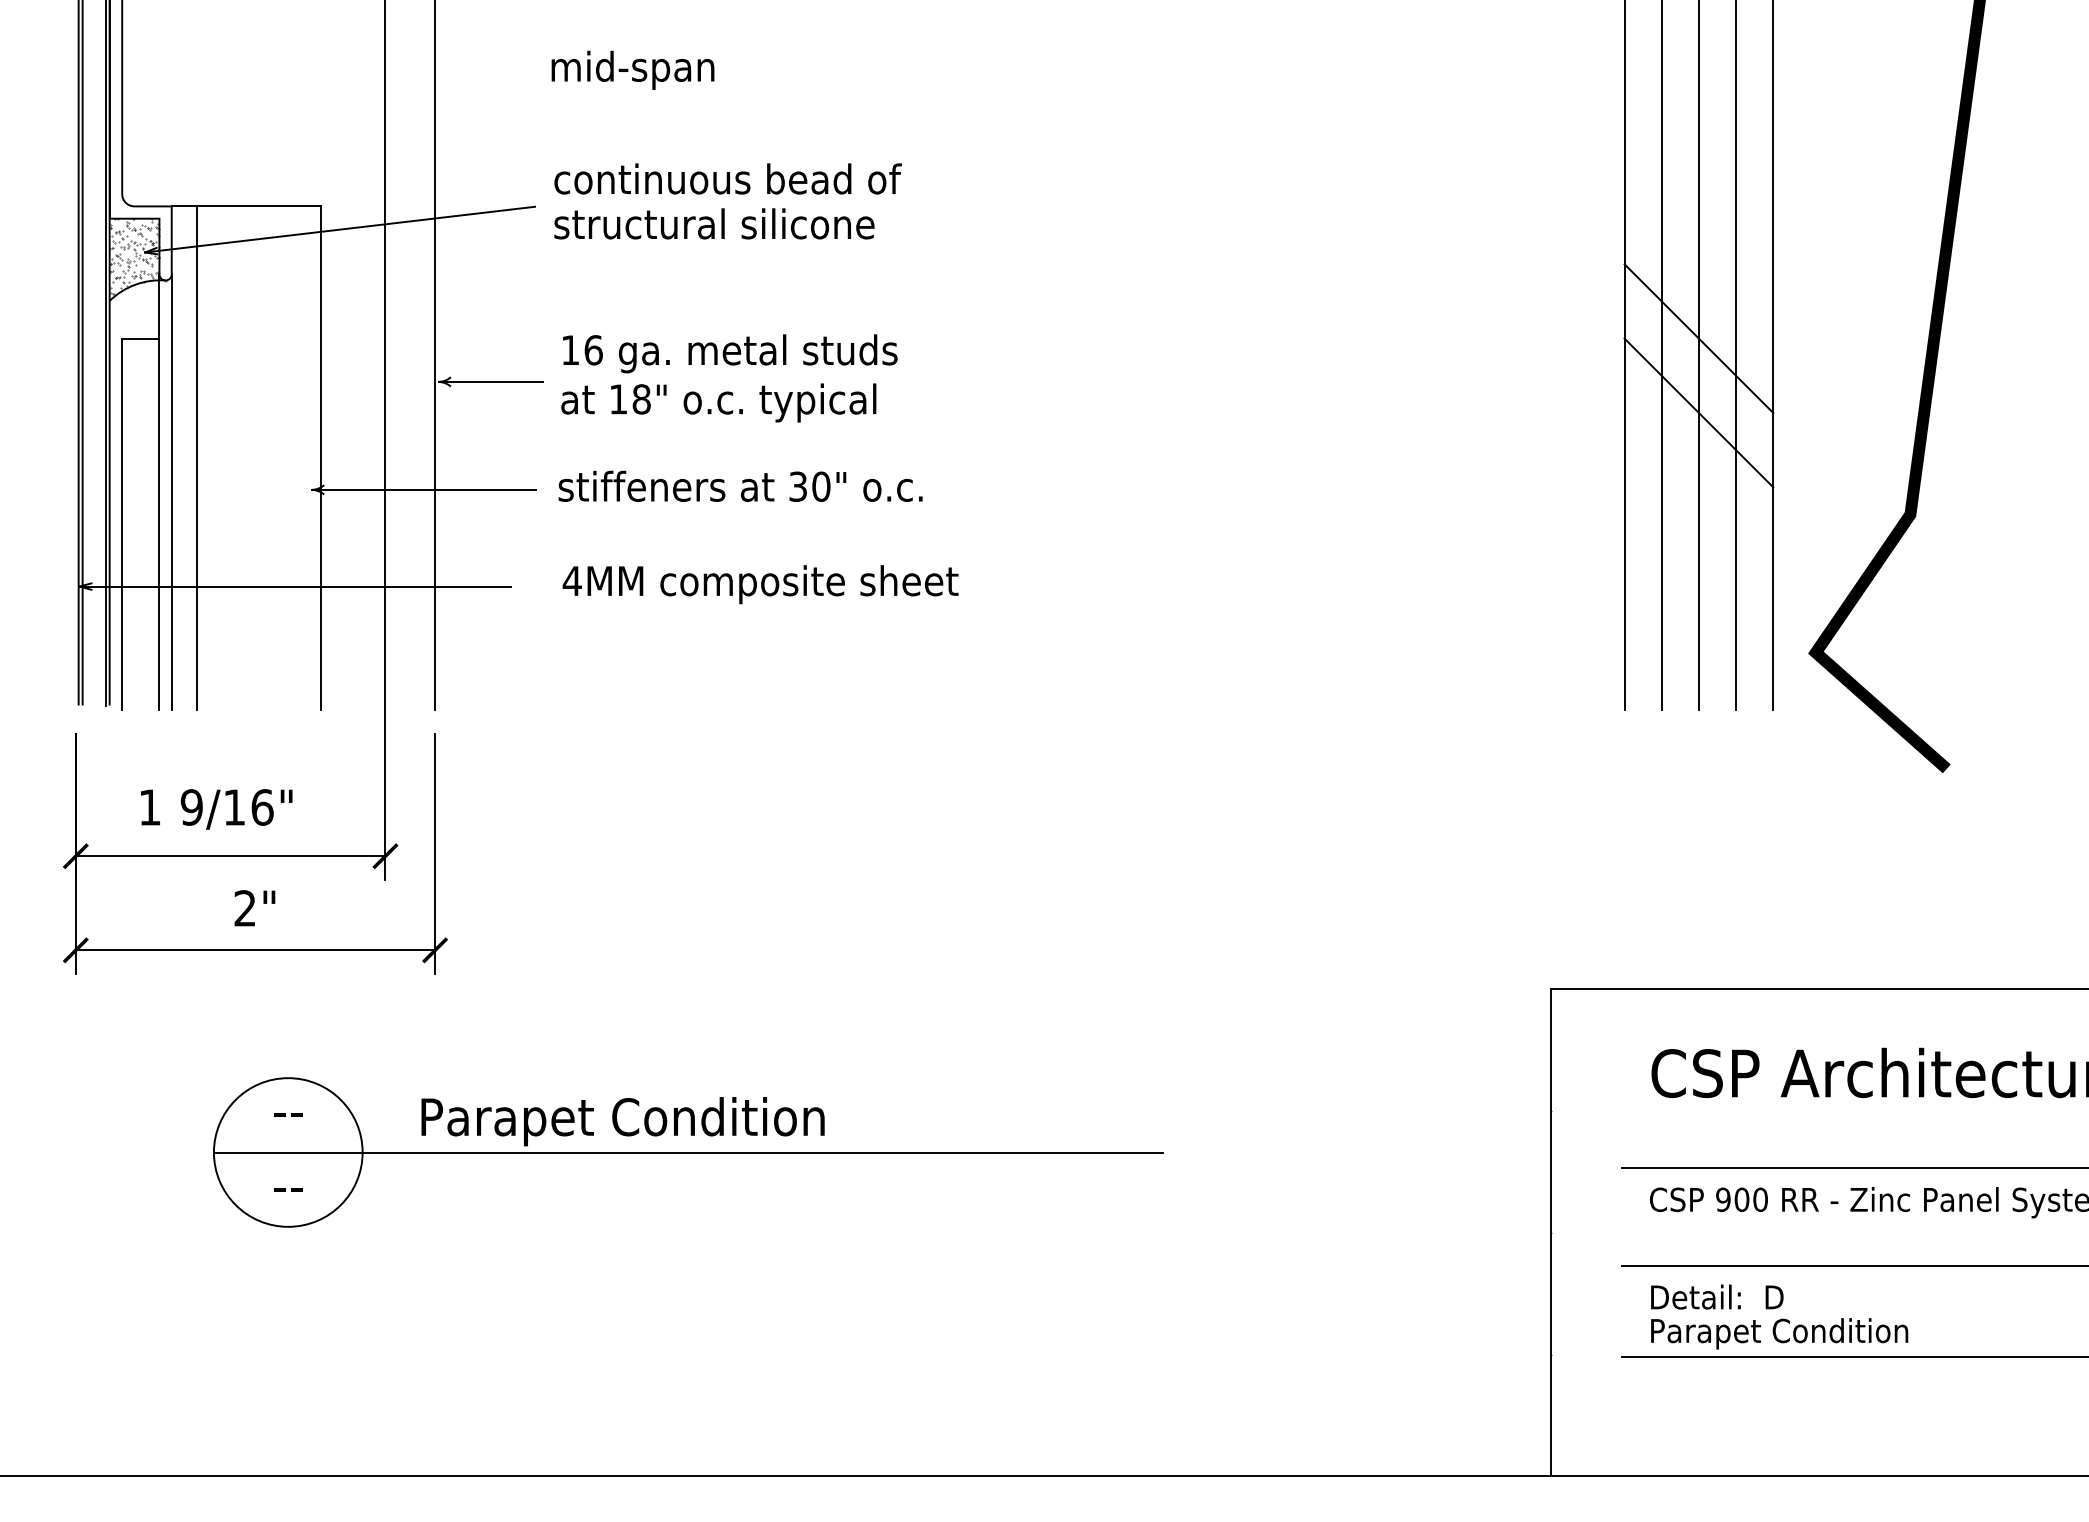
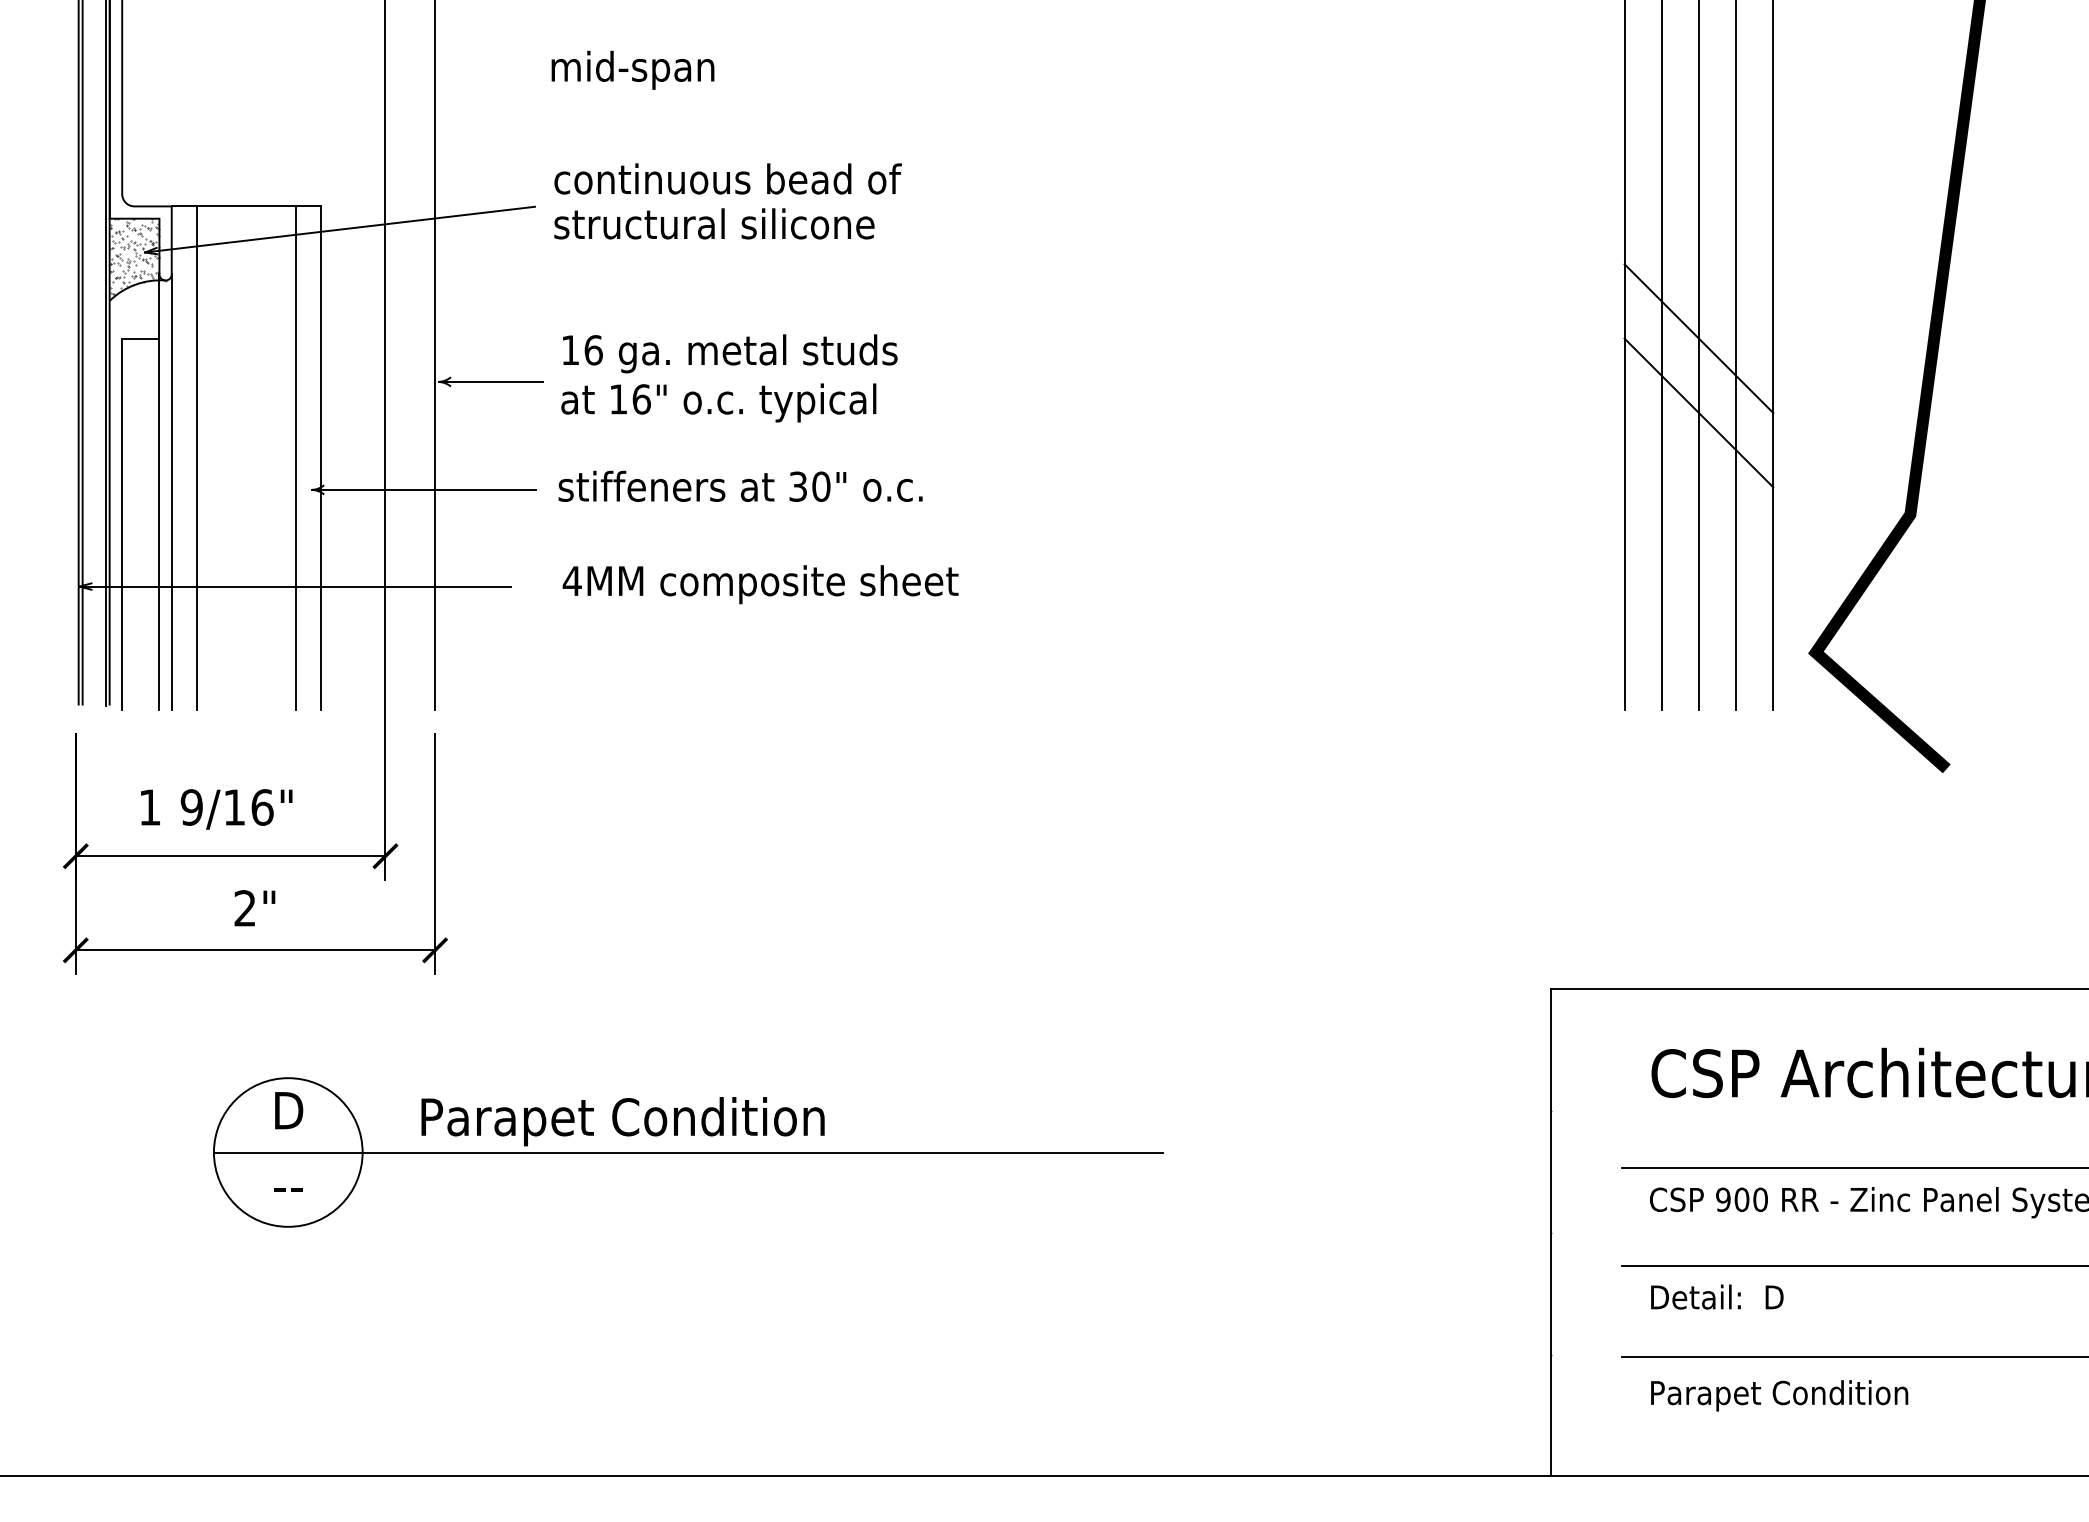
text: 18" -> 16" (641, 399)
line: none -> present (295, 458)
text: -- -> D (288, 1110)
text position: (1779, 1333) -> (1779, 1395) (1779, 1395)
